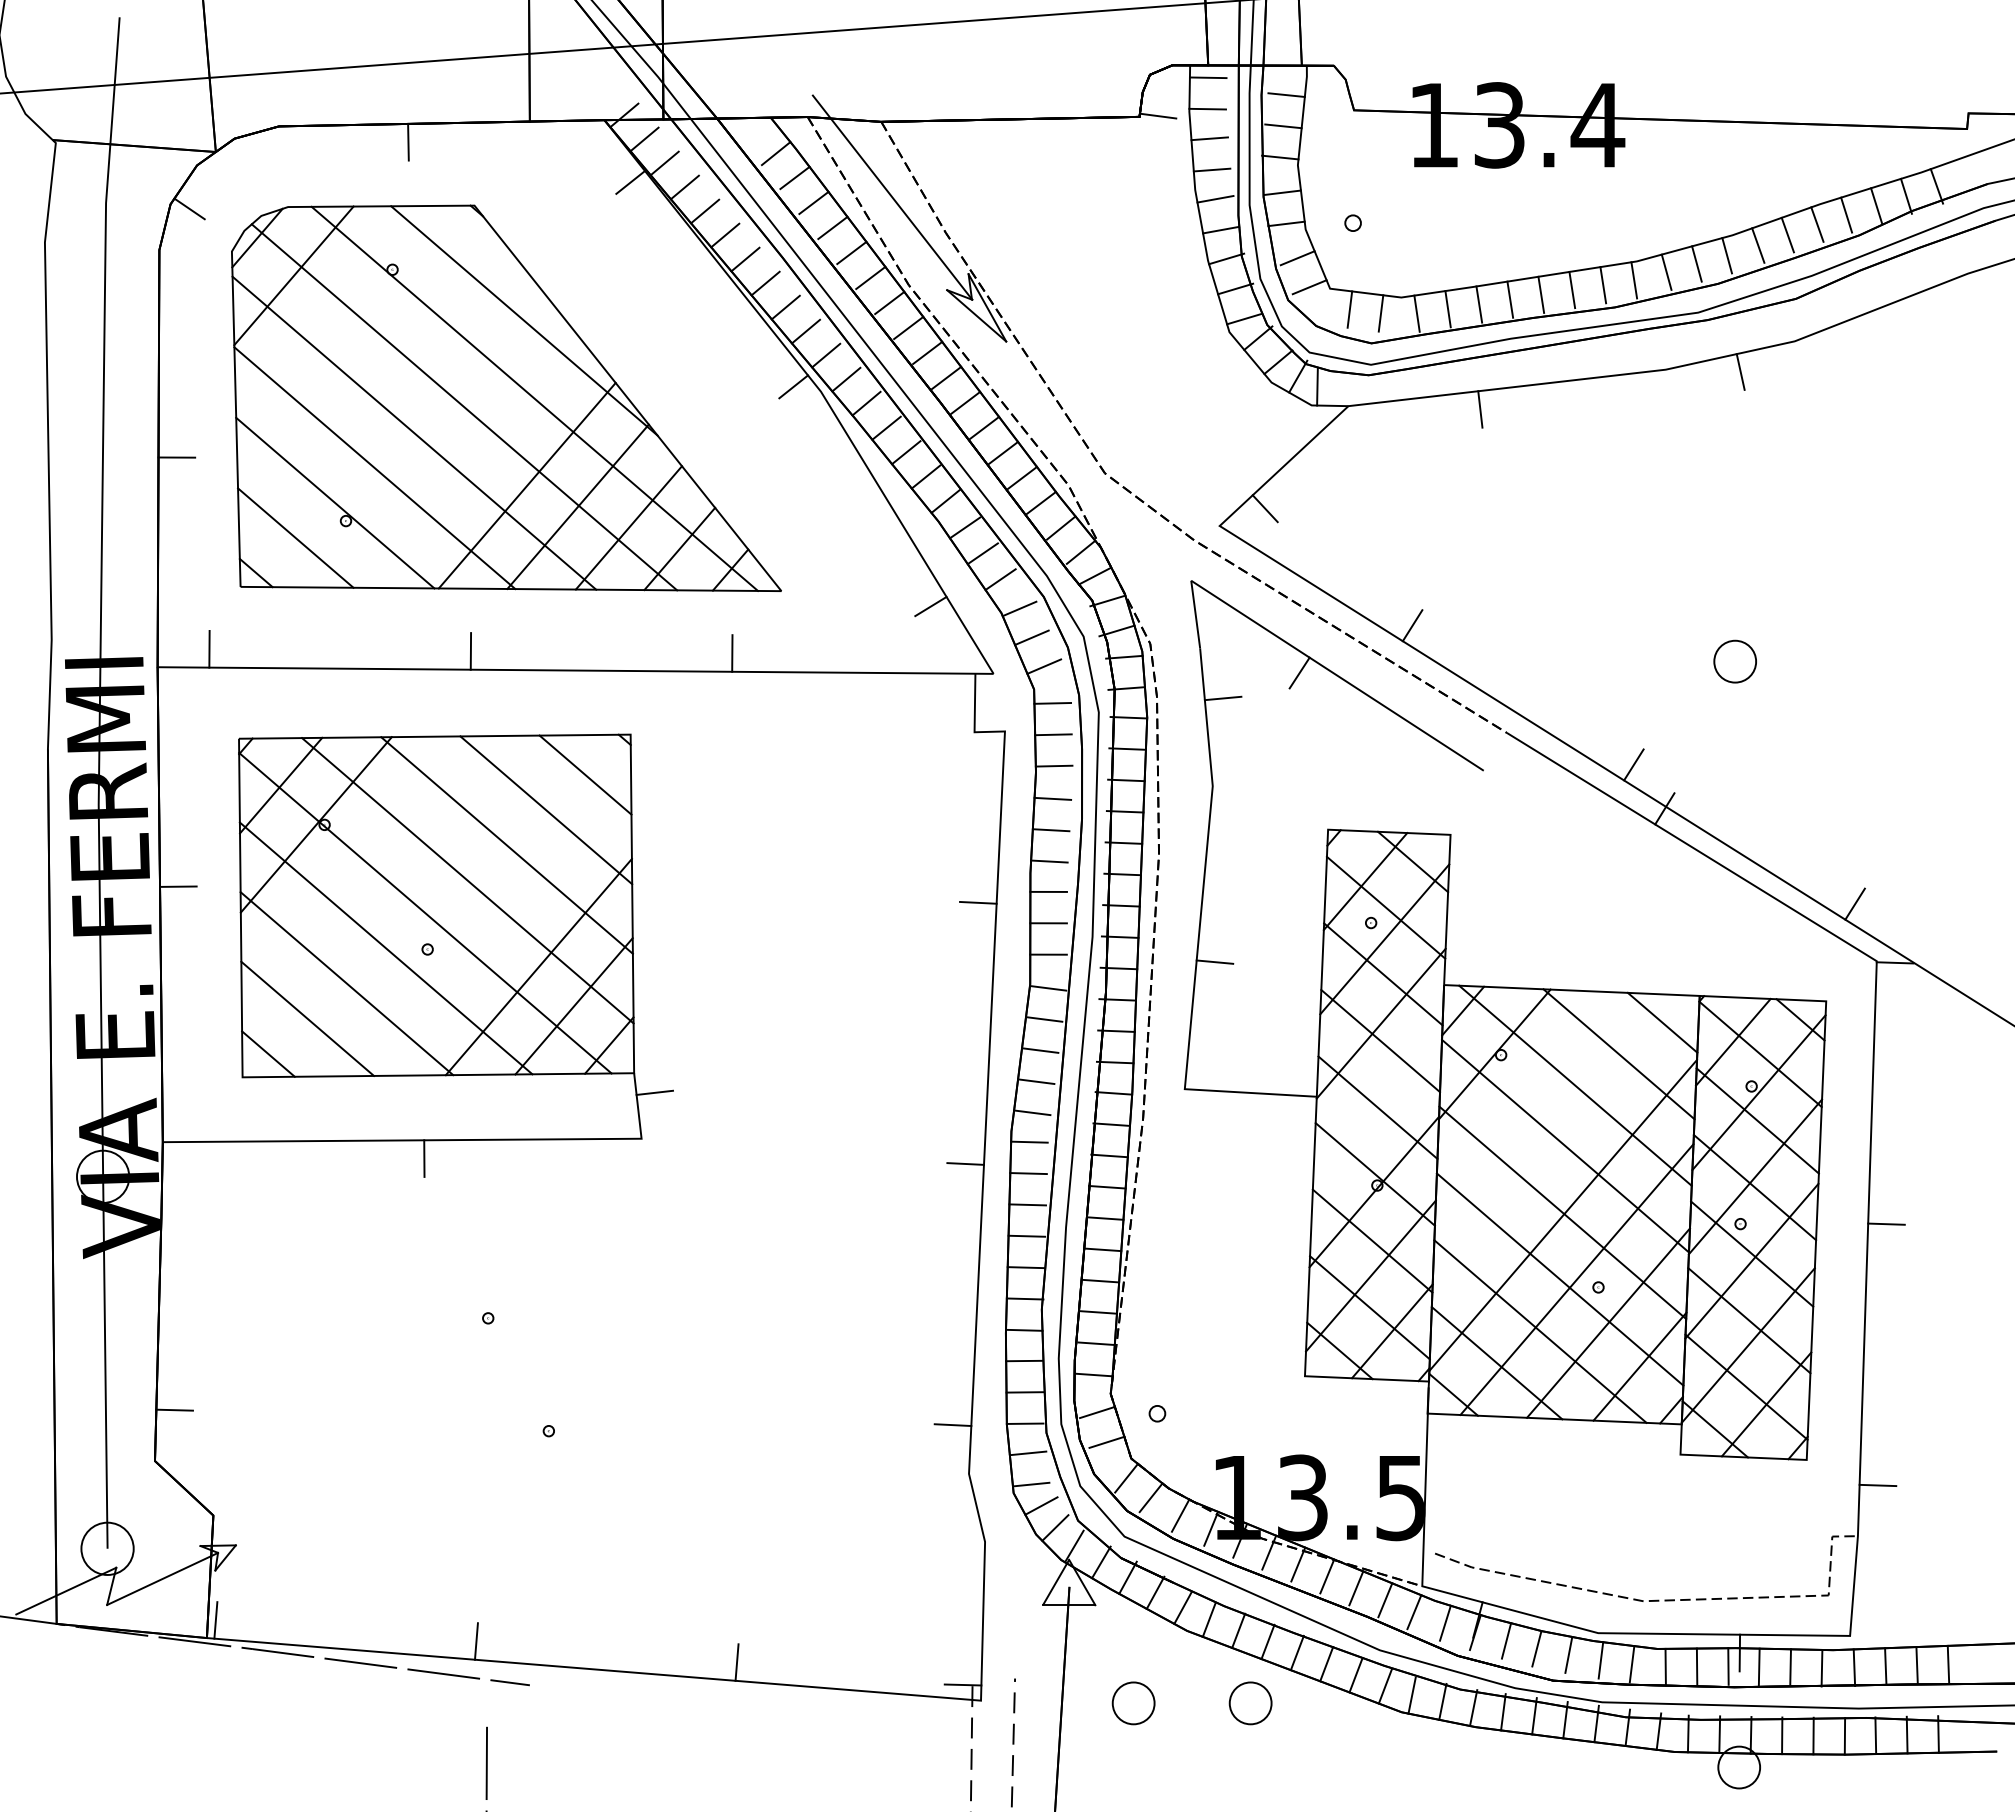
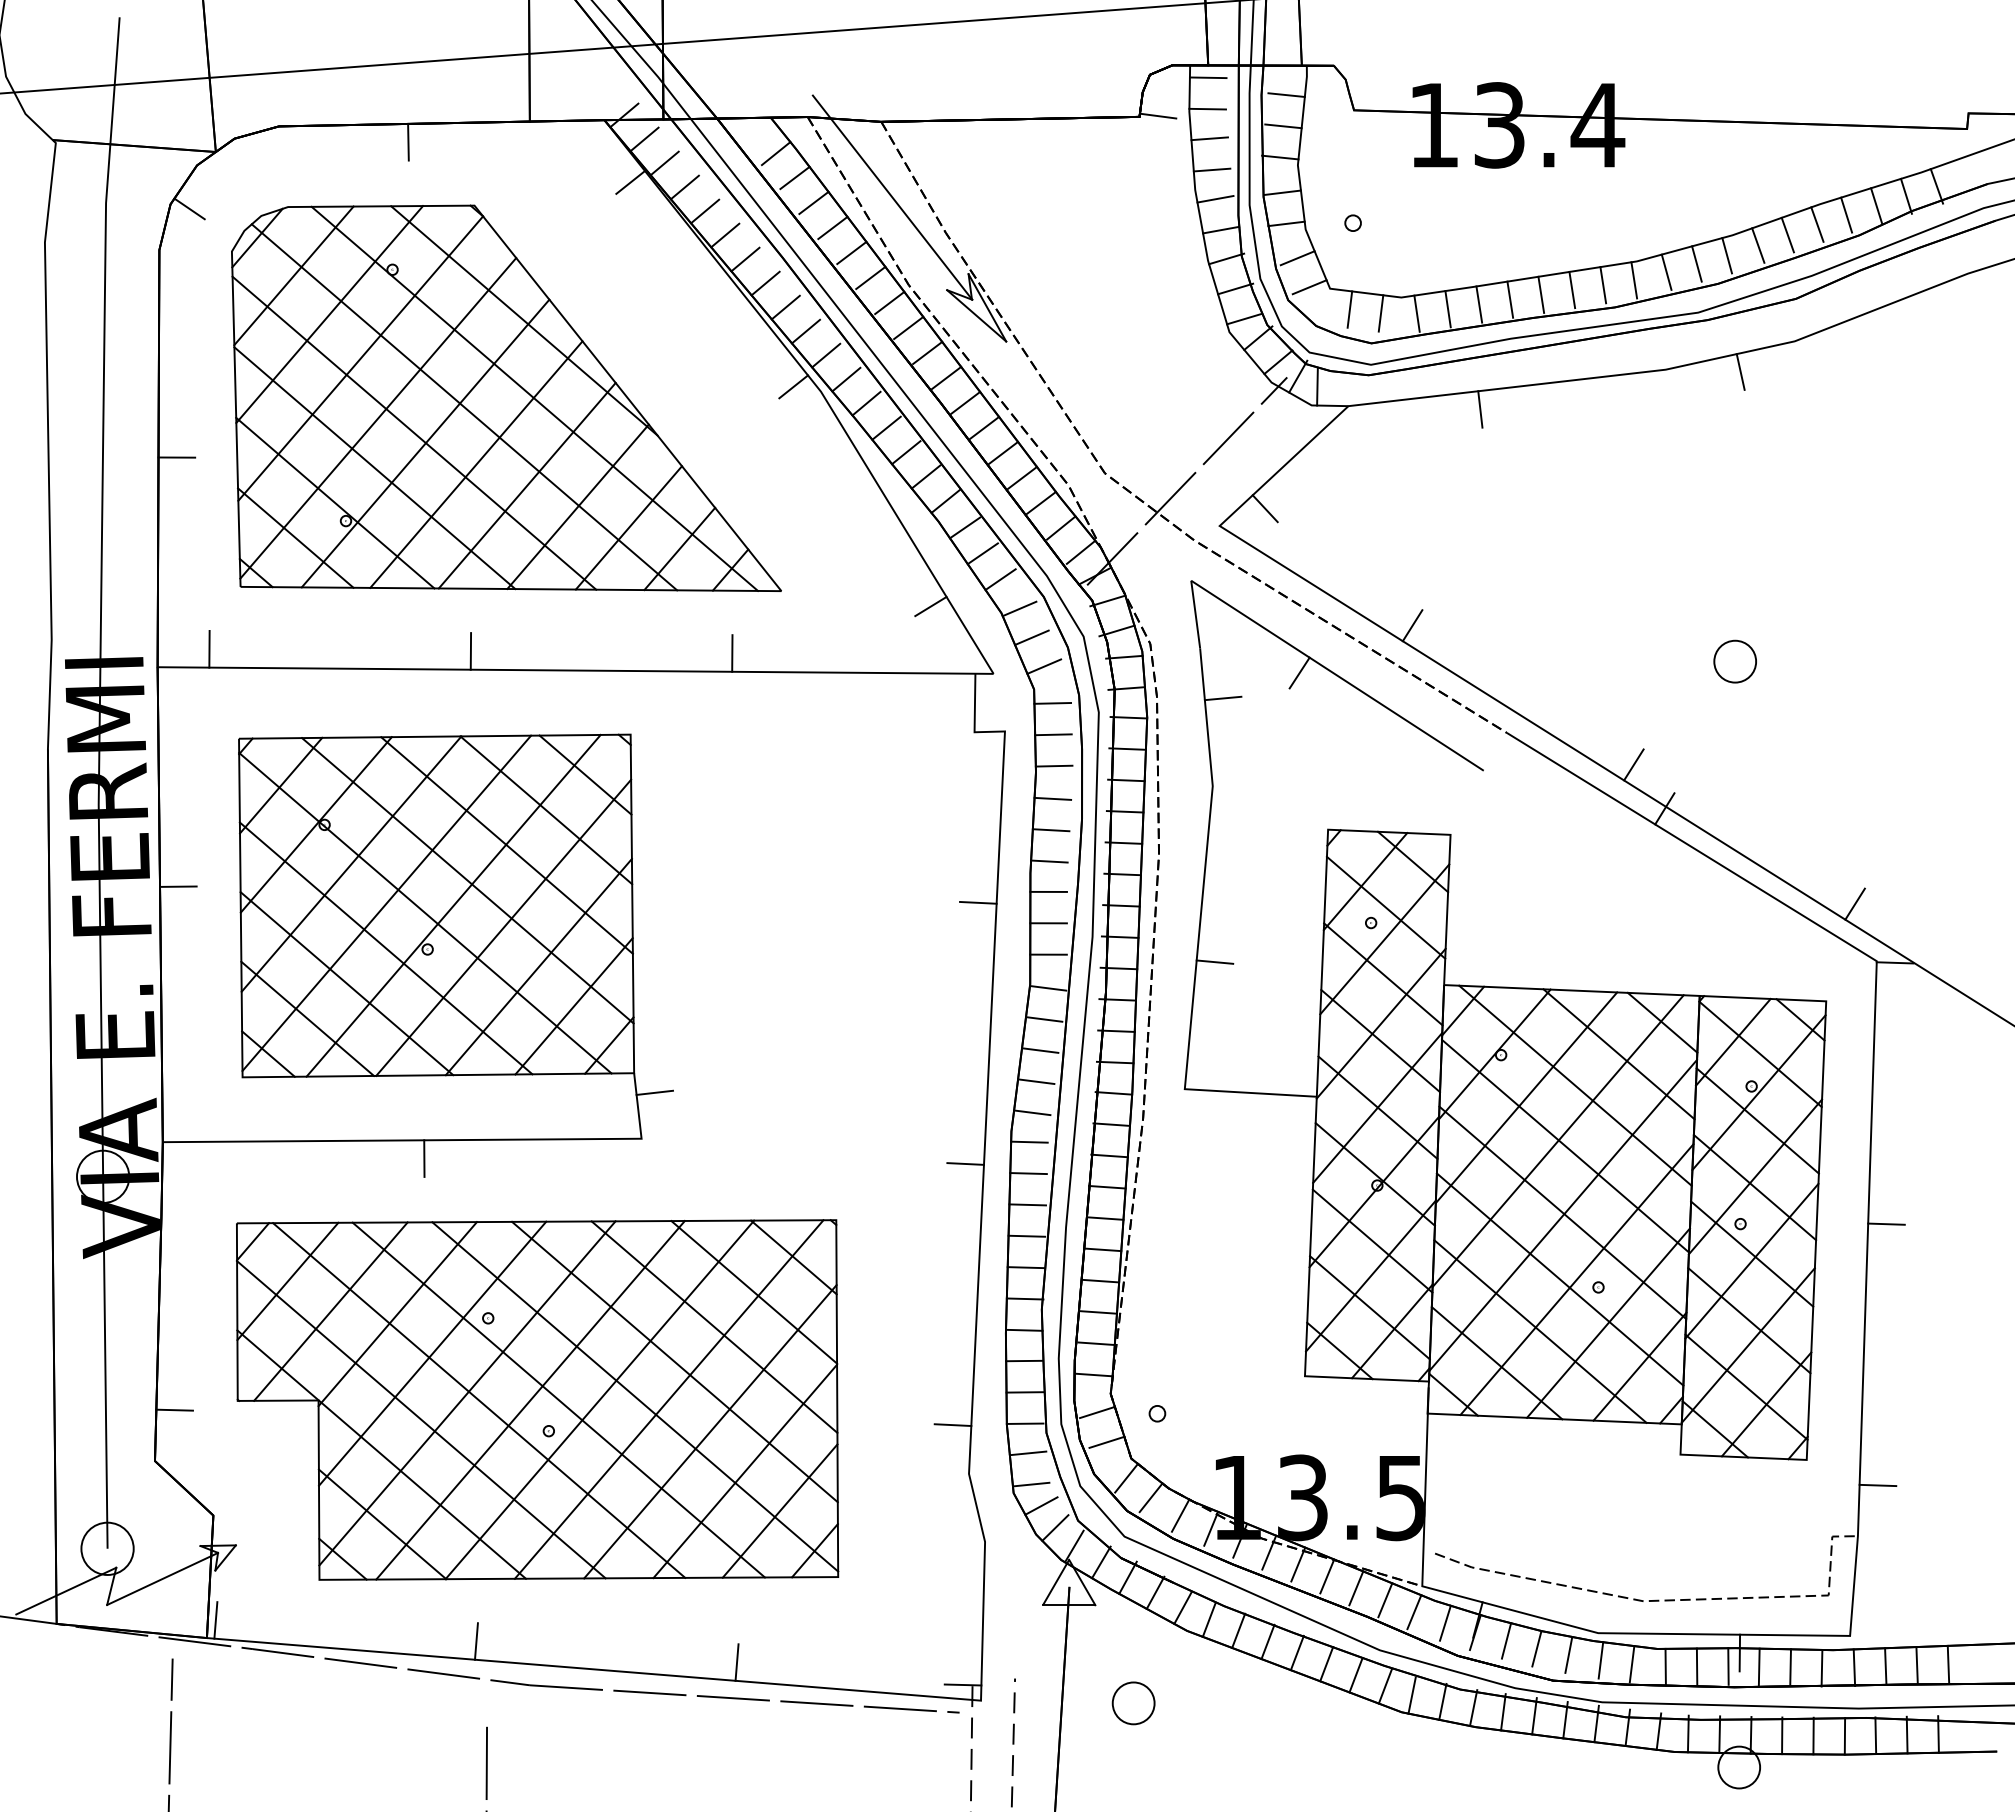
line: none -> present (329, 314)
line: none -> present (360, 358)
line: none -> present (378, 418)
line: none -> present (425, 443)
line: none -> present (476, 464)
line: none -> present (1187, 481)
line: none -> present (351, 863)
line: none -> present (386, 902)
line: none -> present (453, 905)
line: none -> present (503, 927)
line: none -> present (1526, 1097)
line: none -> present (1377, 1107)
line: none -> present (1557, 1141)
part: none -> present (537, 1399)
line: none -> present (744, 1698)
part: present -> none (1250, 1703)
line: none -> present (170, 1733)
